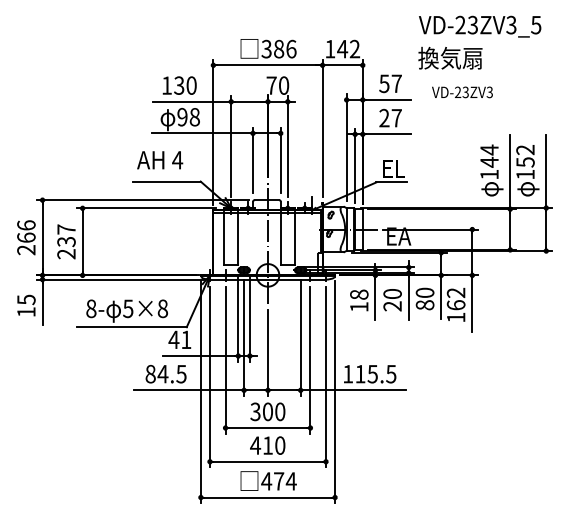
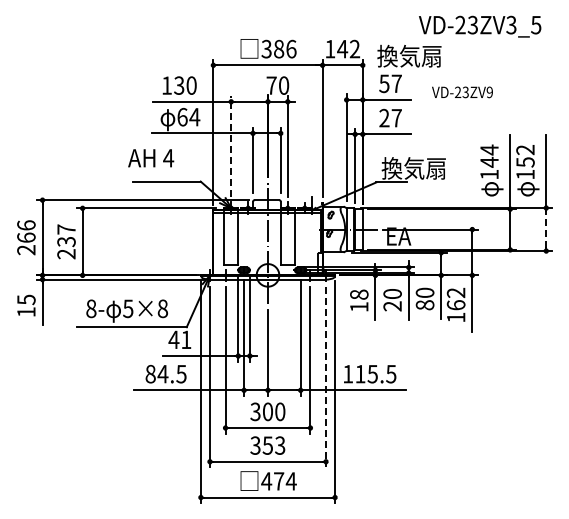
text position: (450, 57) -> (409, 55) (409, 55)
text: VD-23ZV3 -> VD-23ZV9 (489, 92)
text: 98 -> 64 (188, 116)
line: solid -> dashed (231, 145)
text position: (160, 160) -> (151, 158) (151, 158)
text: EL -> 換気扇 (413, 168)
line: solid -> dashed (546, 229)
line: solid -> dashed (326, 377)
text: 410 -> 353 (267, 445)
